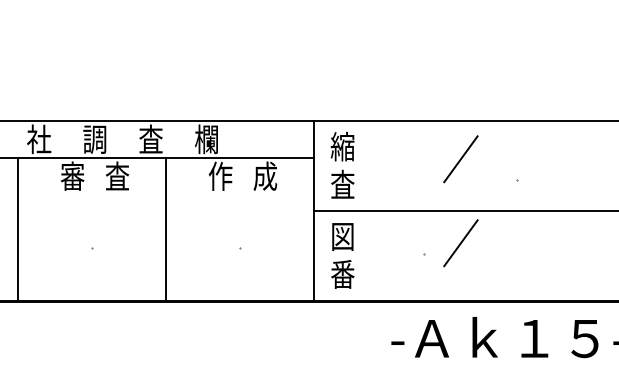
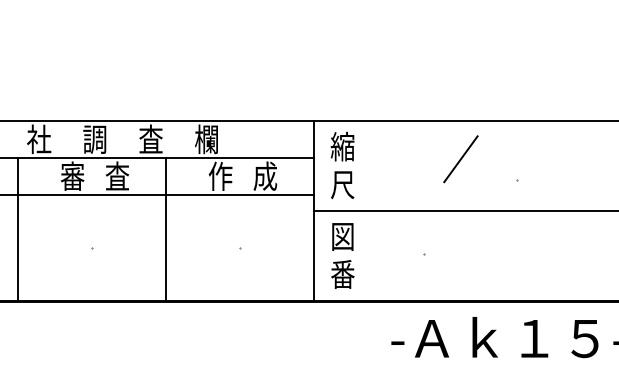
text: 査 -> 尺 (342, 184)
line: none -> present (157, 195)
line: present -> none (460, 243)
